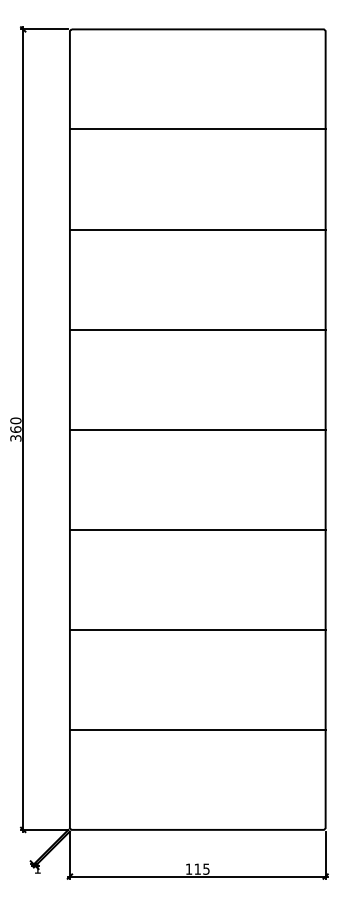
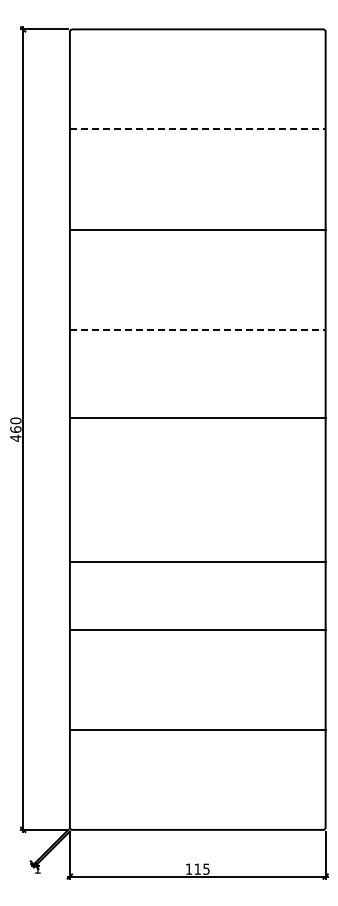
line: solid -> dashed (197, 129)
line: solid -> dashed (197, 329)
line position: (197, 429) -> (197, 417) (197, 417)
text: 360 -> 460 (15, 437)
line position: (197, 529) -> (197, 561) (197, 561)
